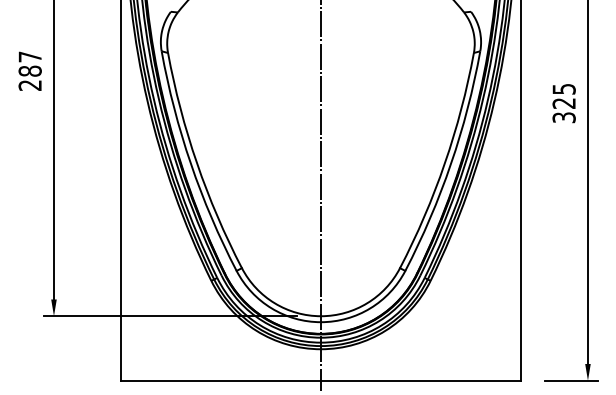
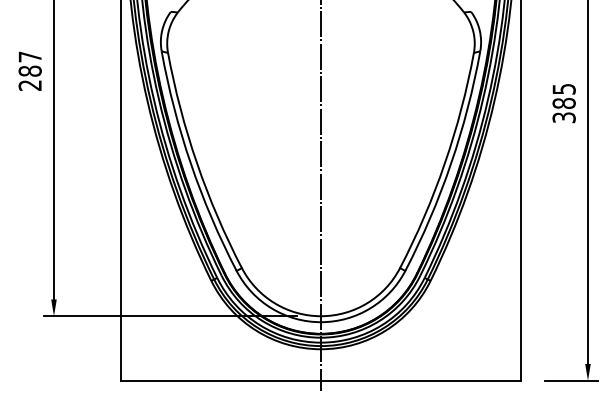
text: 325 -> 385 (563, 103)
